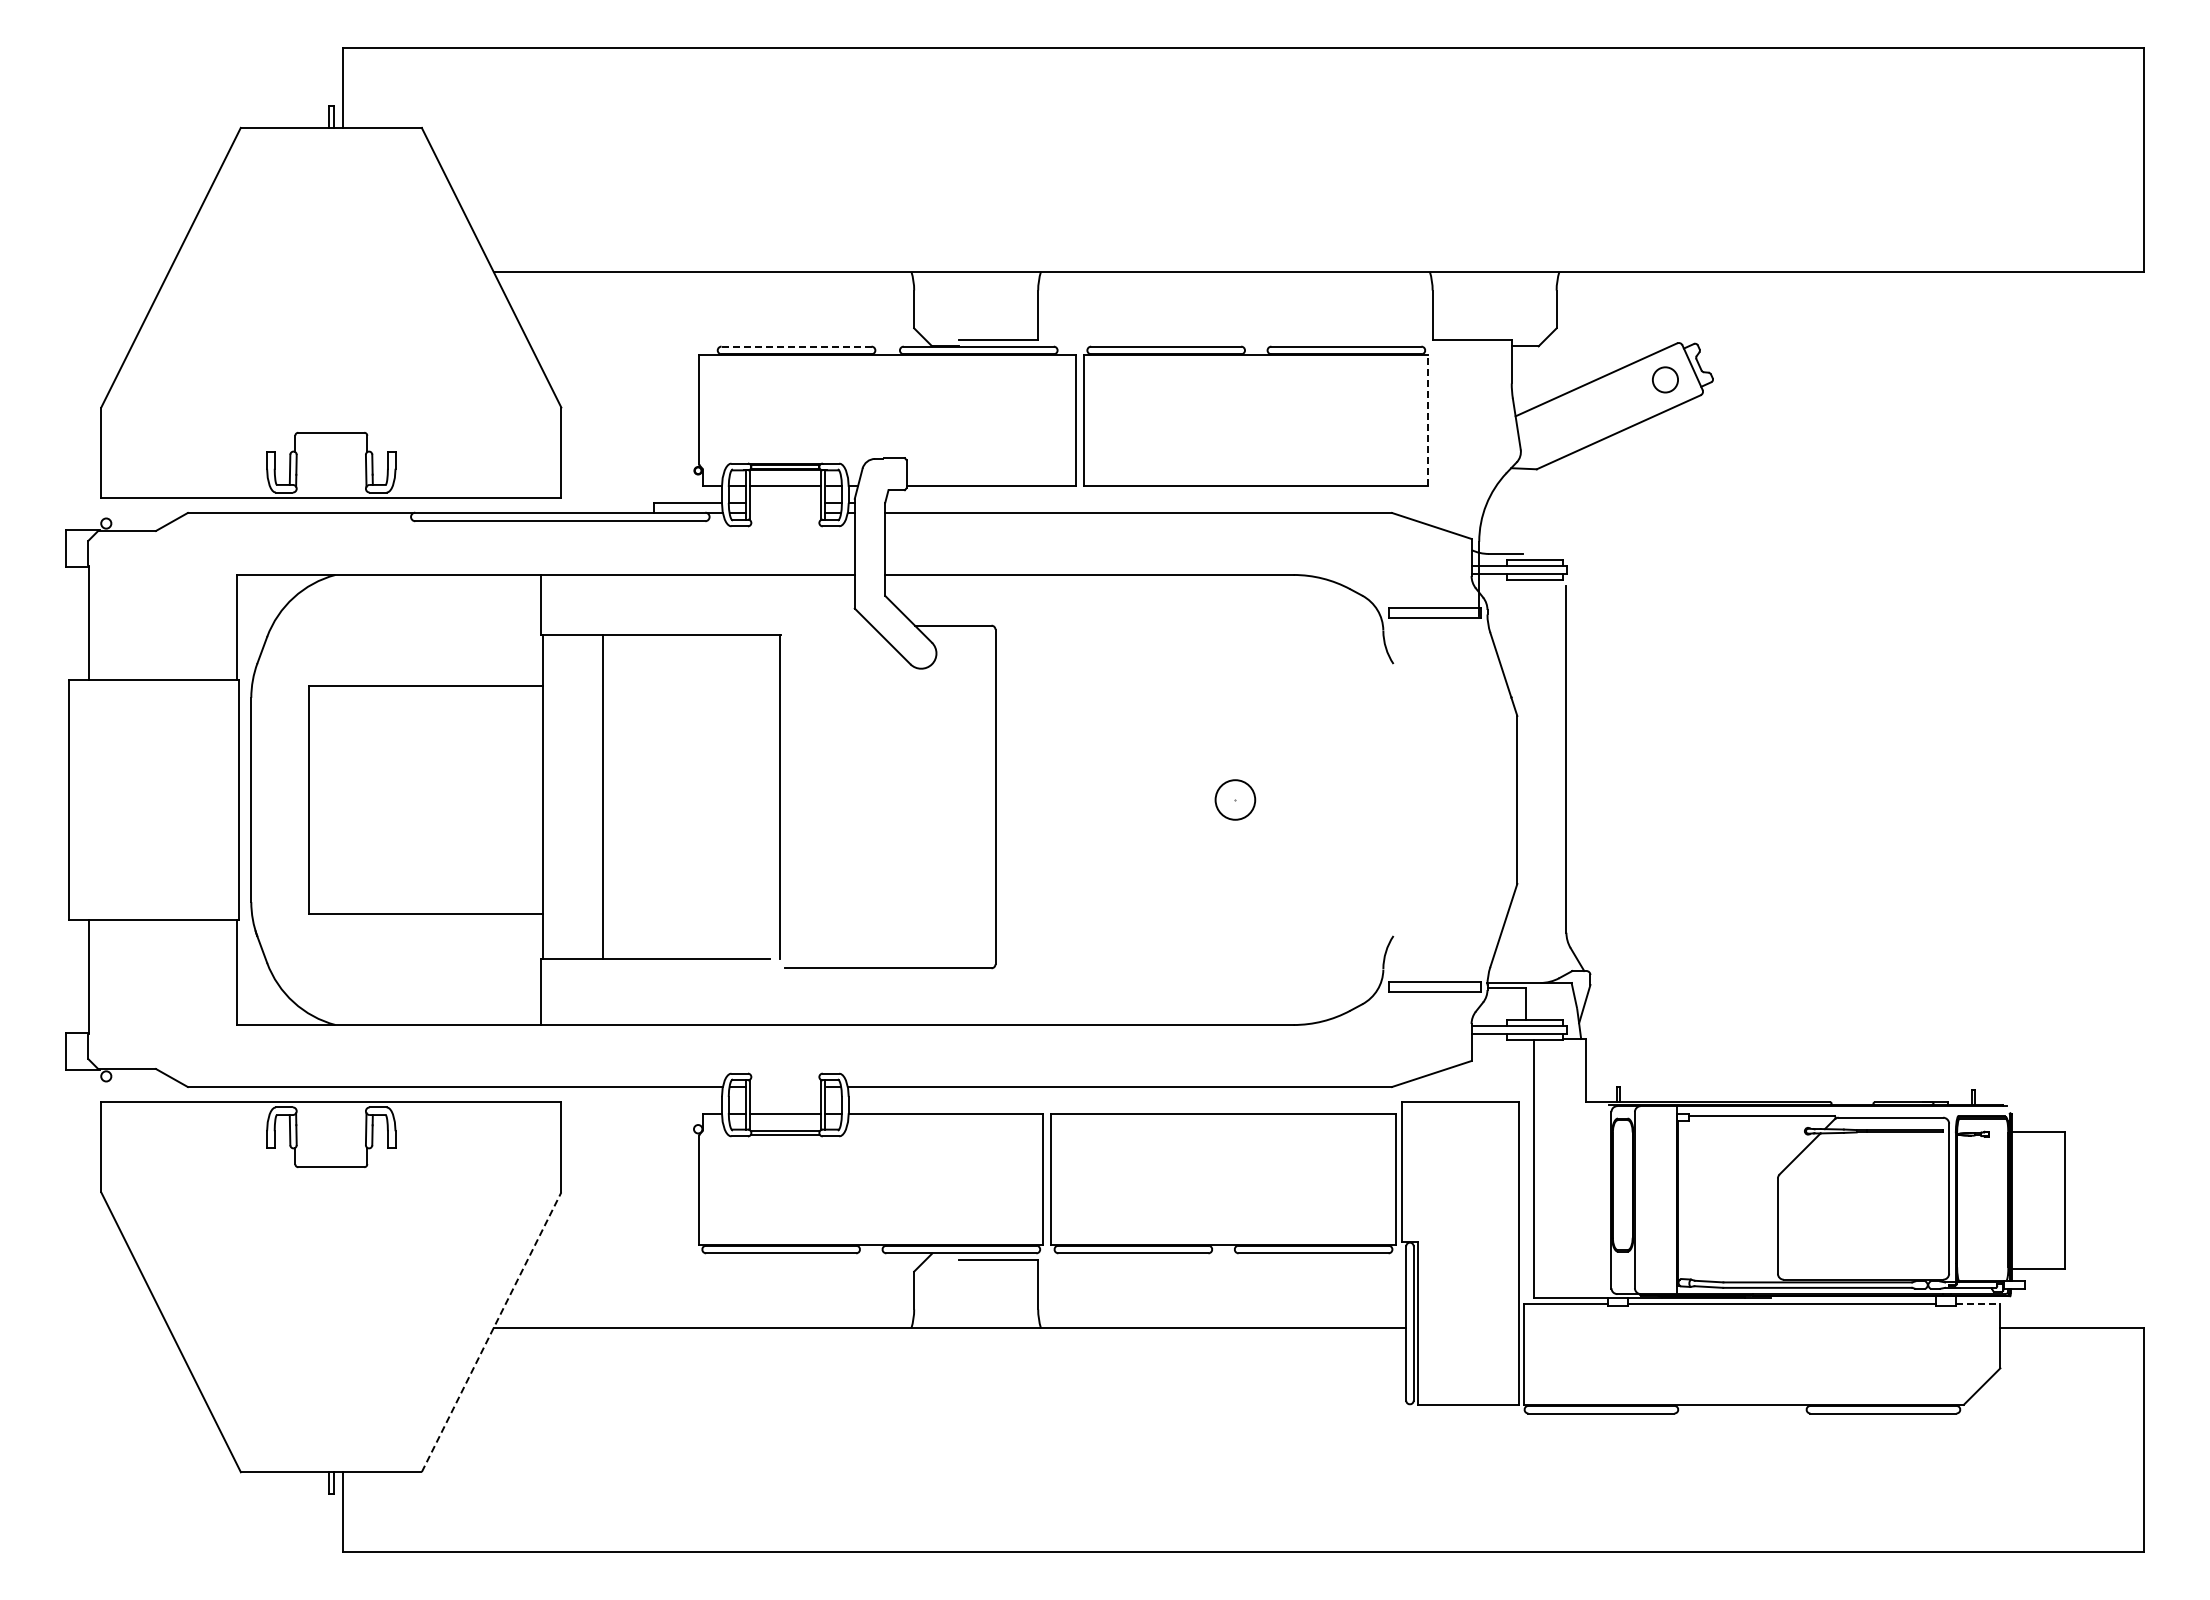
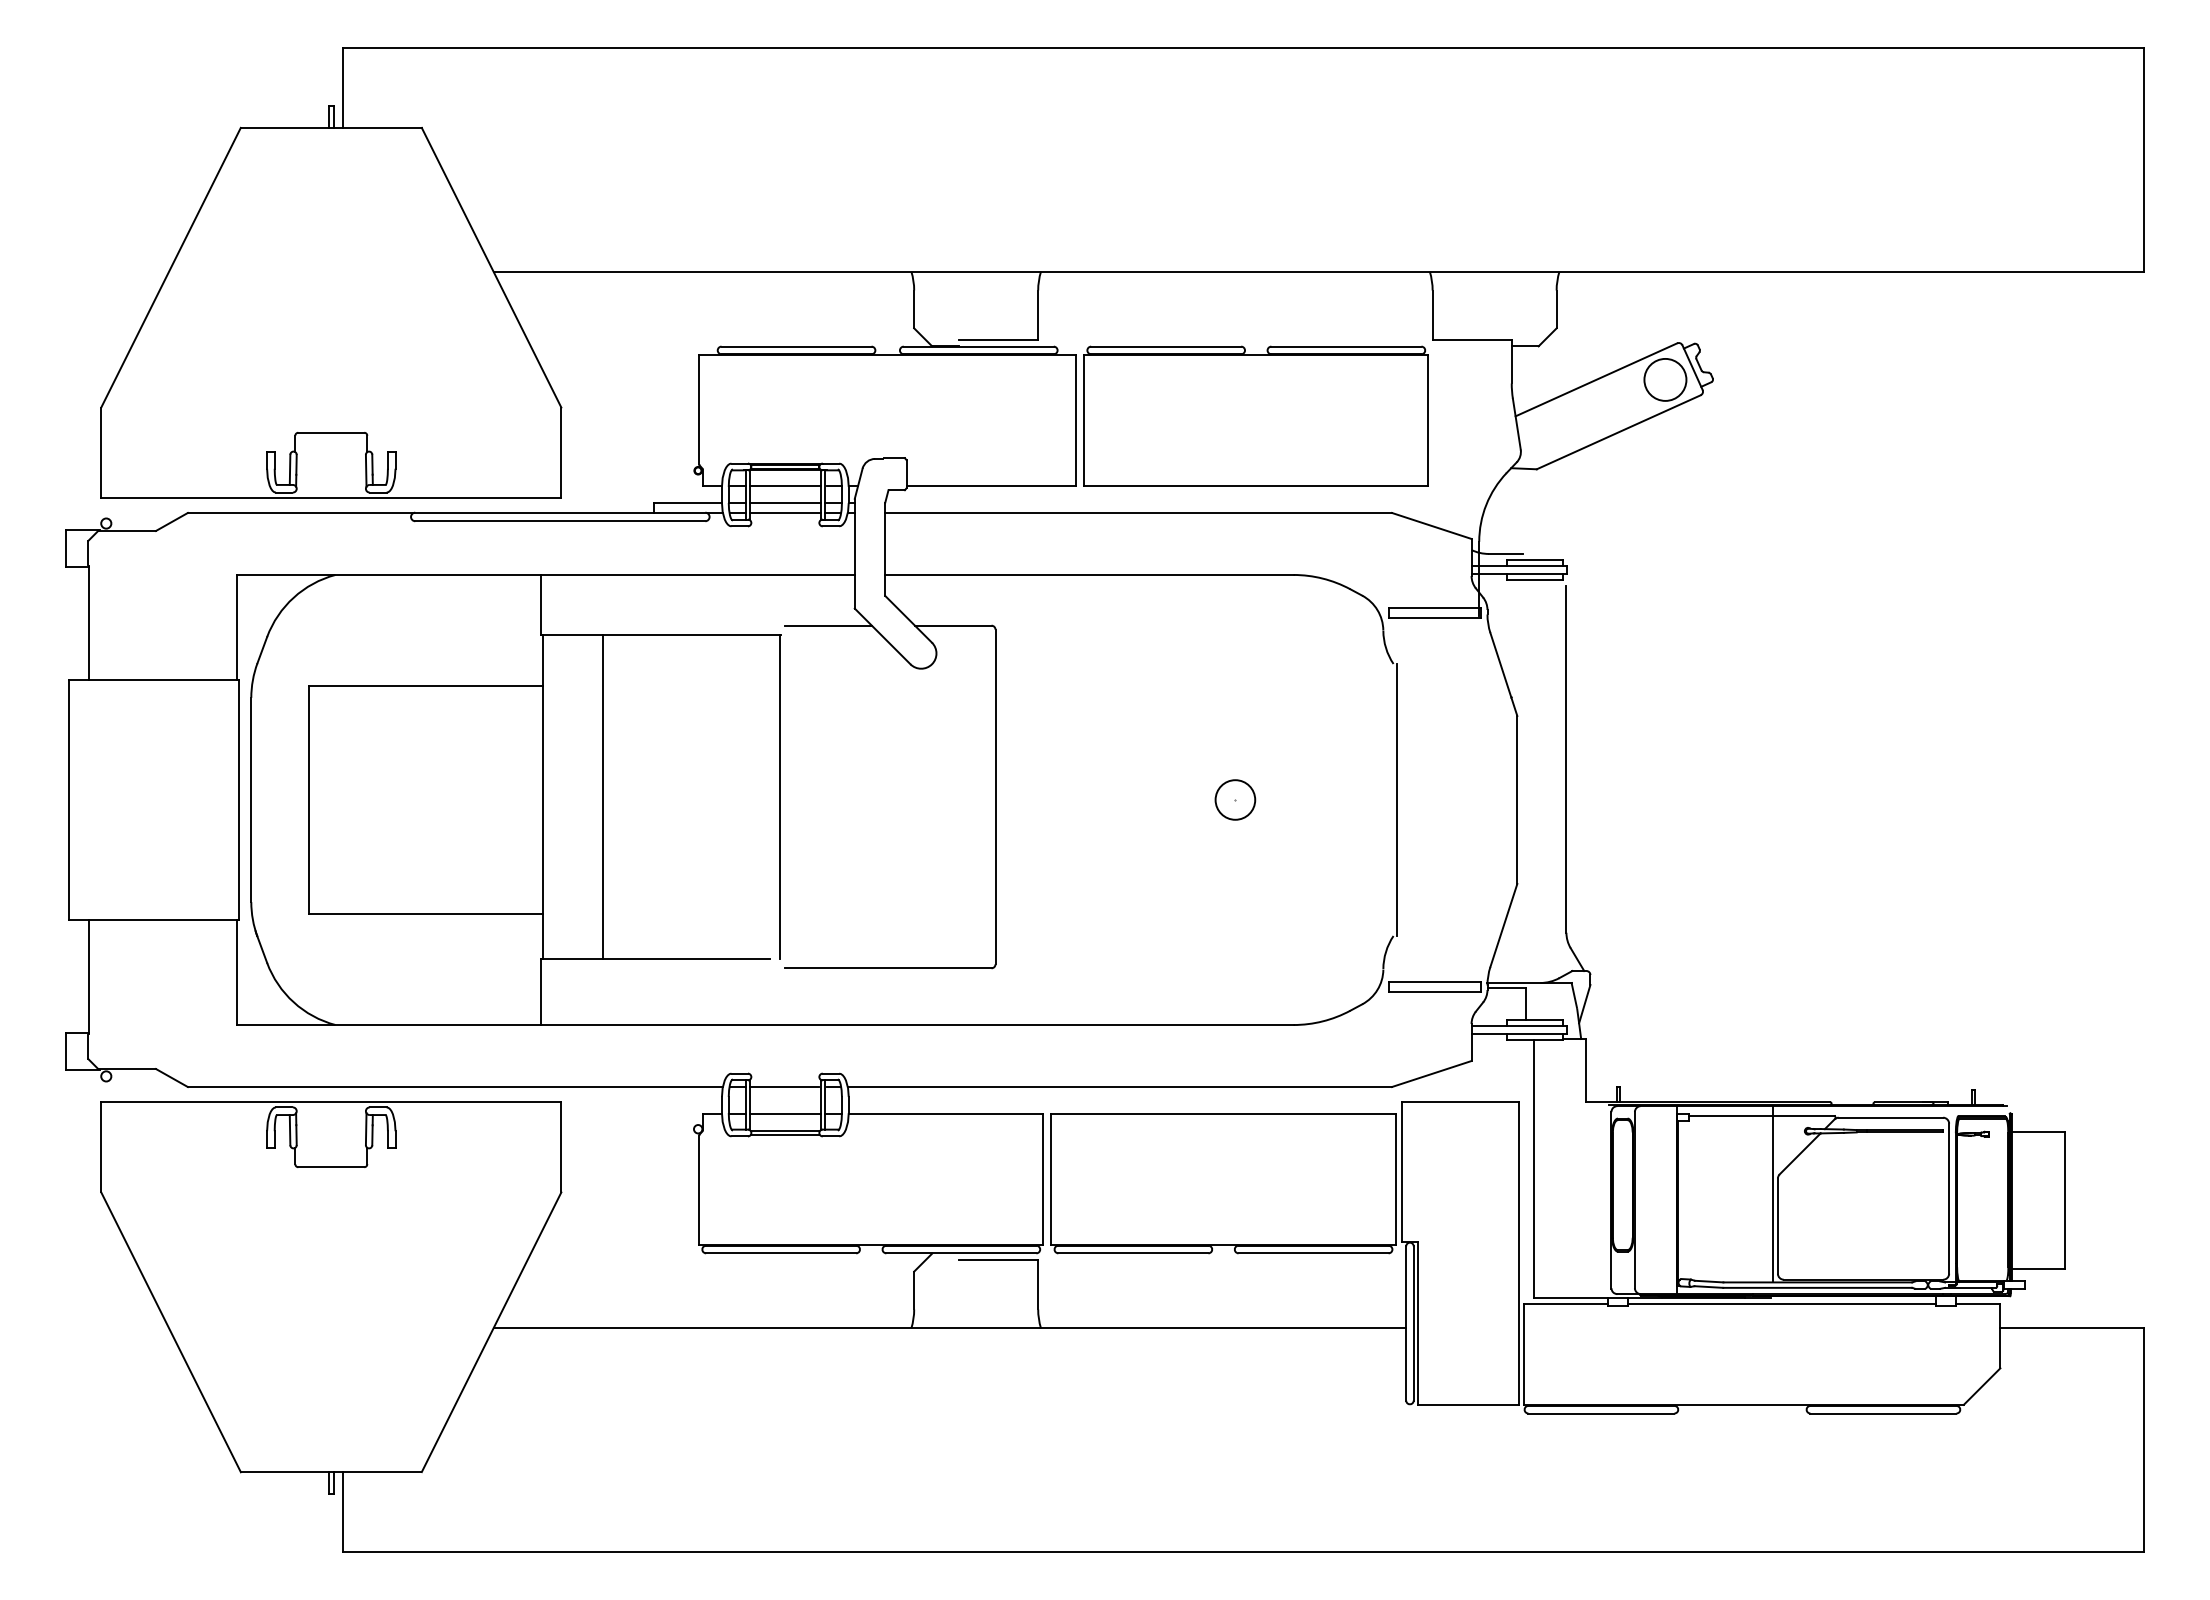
line: dashed -> solid (797, 346)
circle diameter: 25 px -> 42 px (1665, 379)
line: dashed -> solid (1428, 420)
line: none -> present (785, 502)
line: none -> present (785, 512)
line: none -> present (827, 625)
line: none -> present (1396, 799)
line: none -> present (784, 1087)
line: none -> present (1772, 1193)
line: dashed -> solid (1978, 1303)
line: dashed -> solid (491, 1331)
